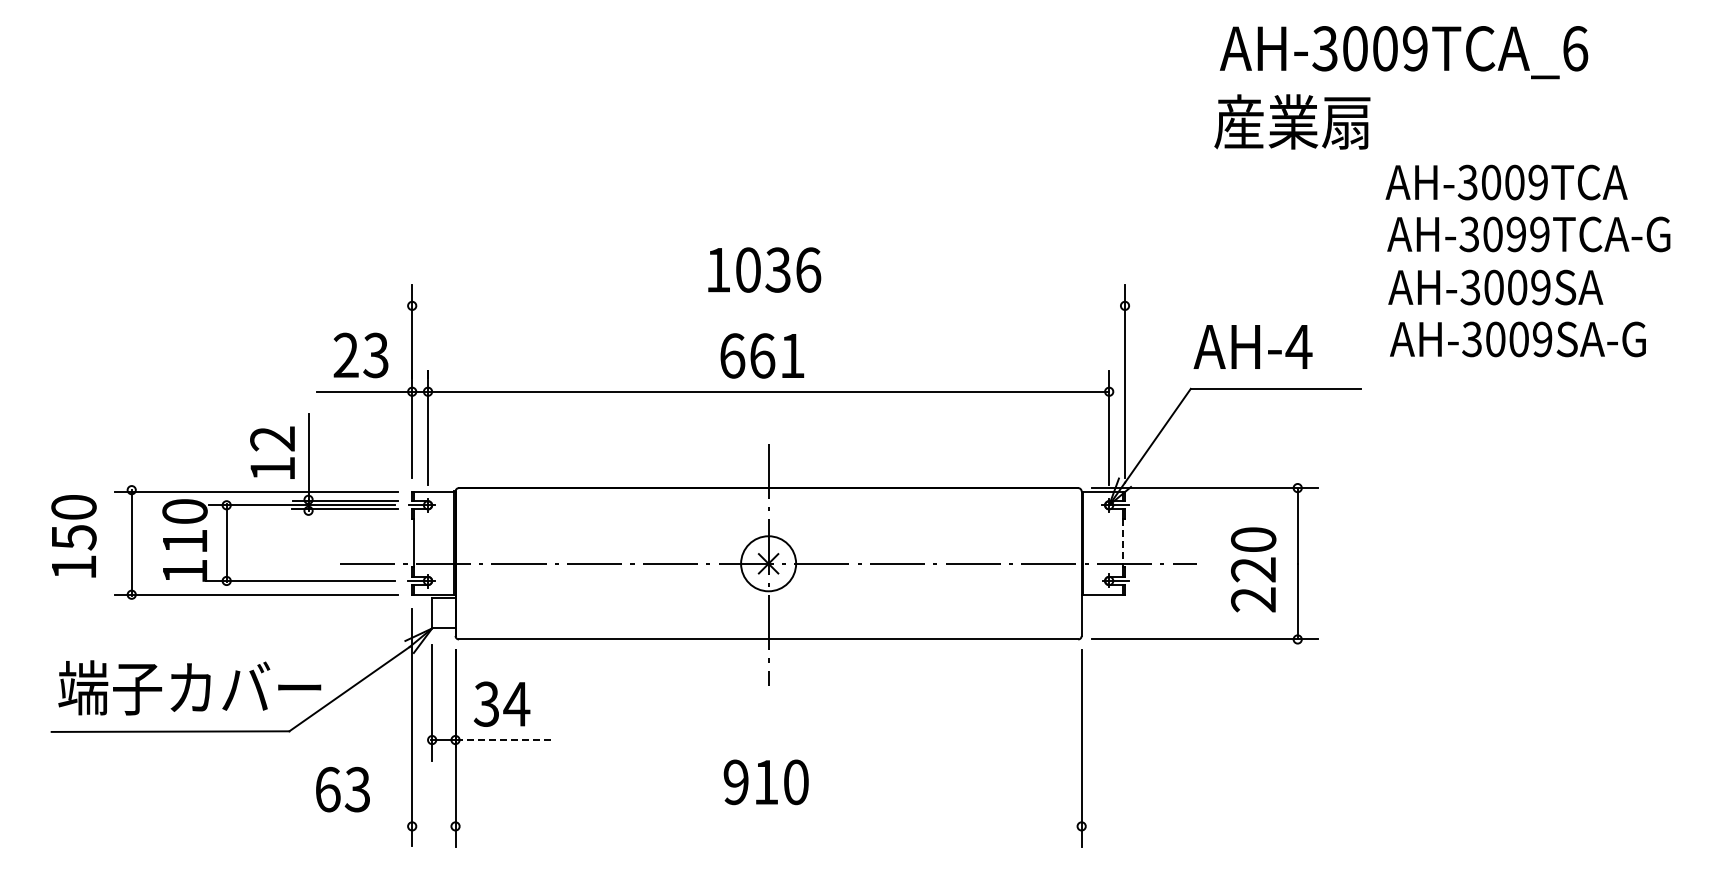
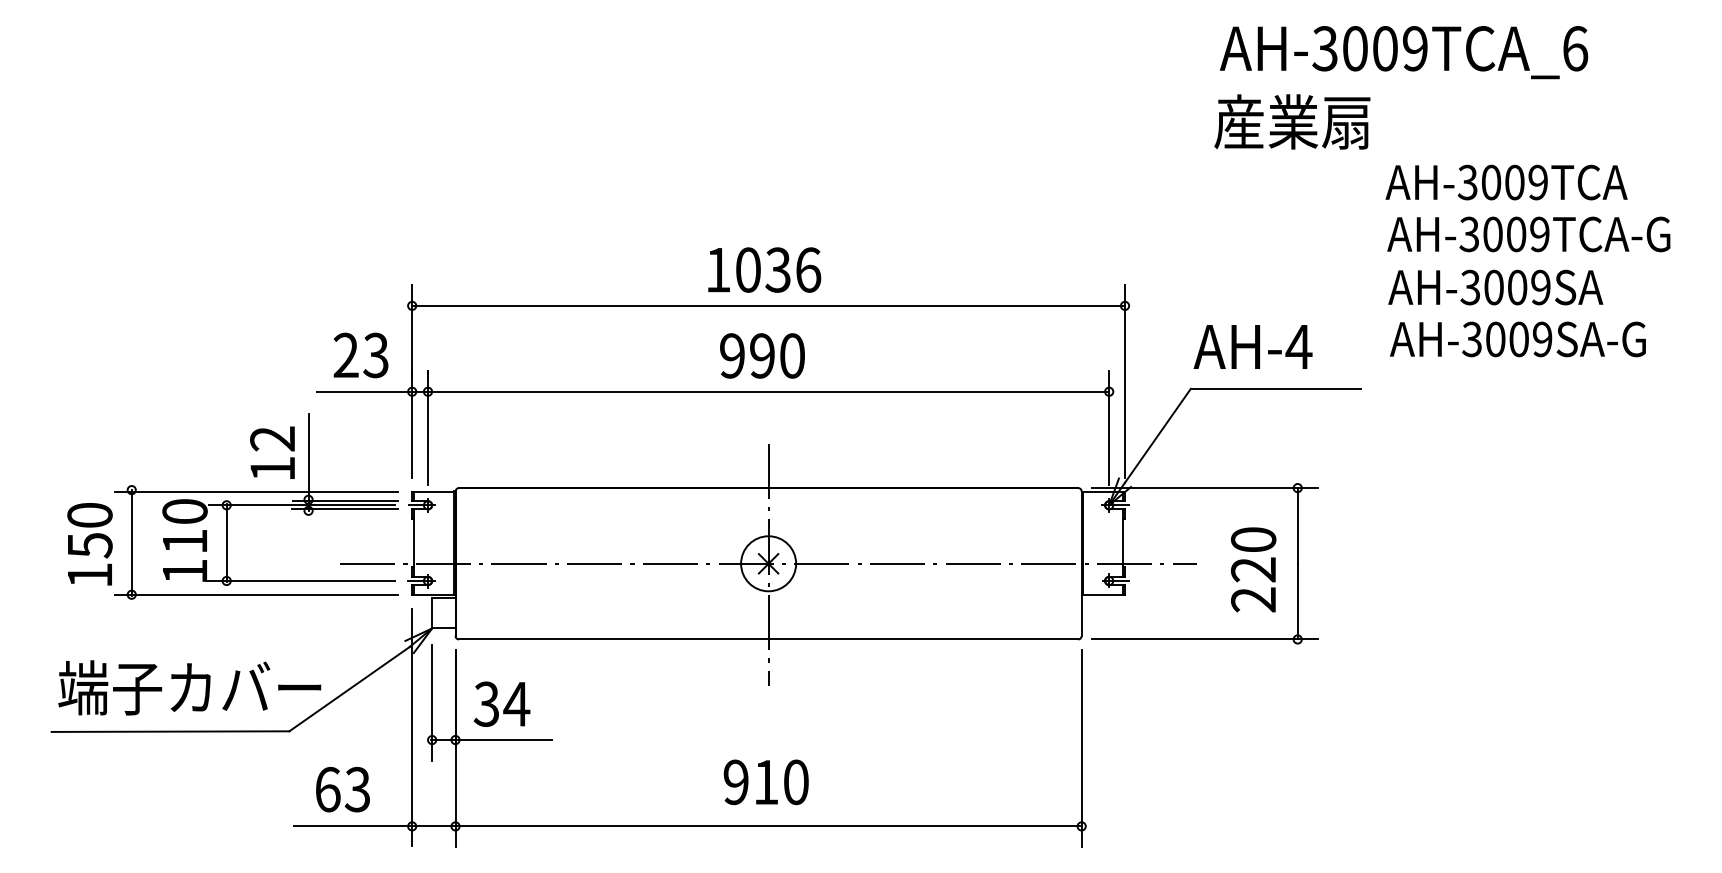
text: AH-3099TCA-G -> AH-3009TCA-G (1516, 234)
line: none -> present (768, 305)
text: 661 -> 990 (762, 355)
text position: (73, 536) -> (89, 544) (89, 544)
line: dashed -> solid (1123, 543)
line: dashed -> solid (504, 740)
line: none -> present (686, 826)
